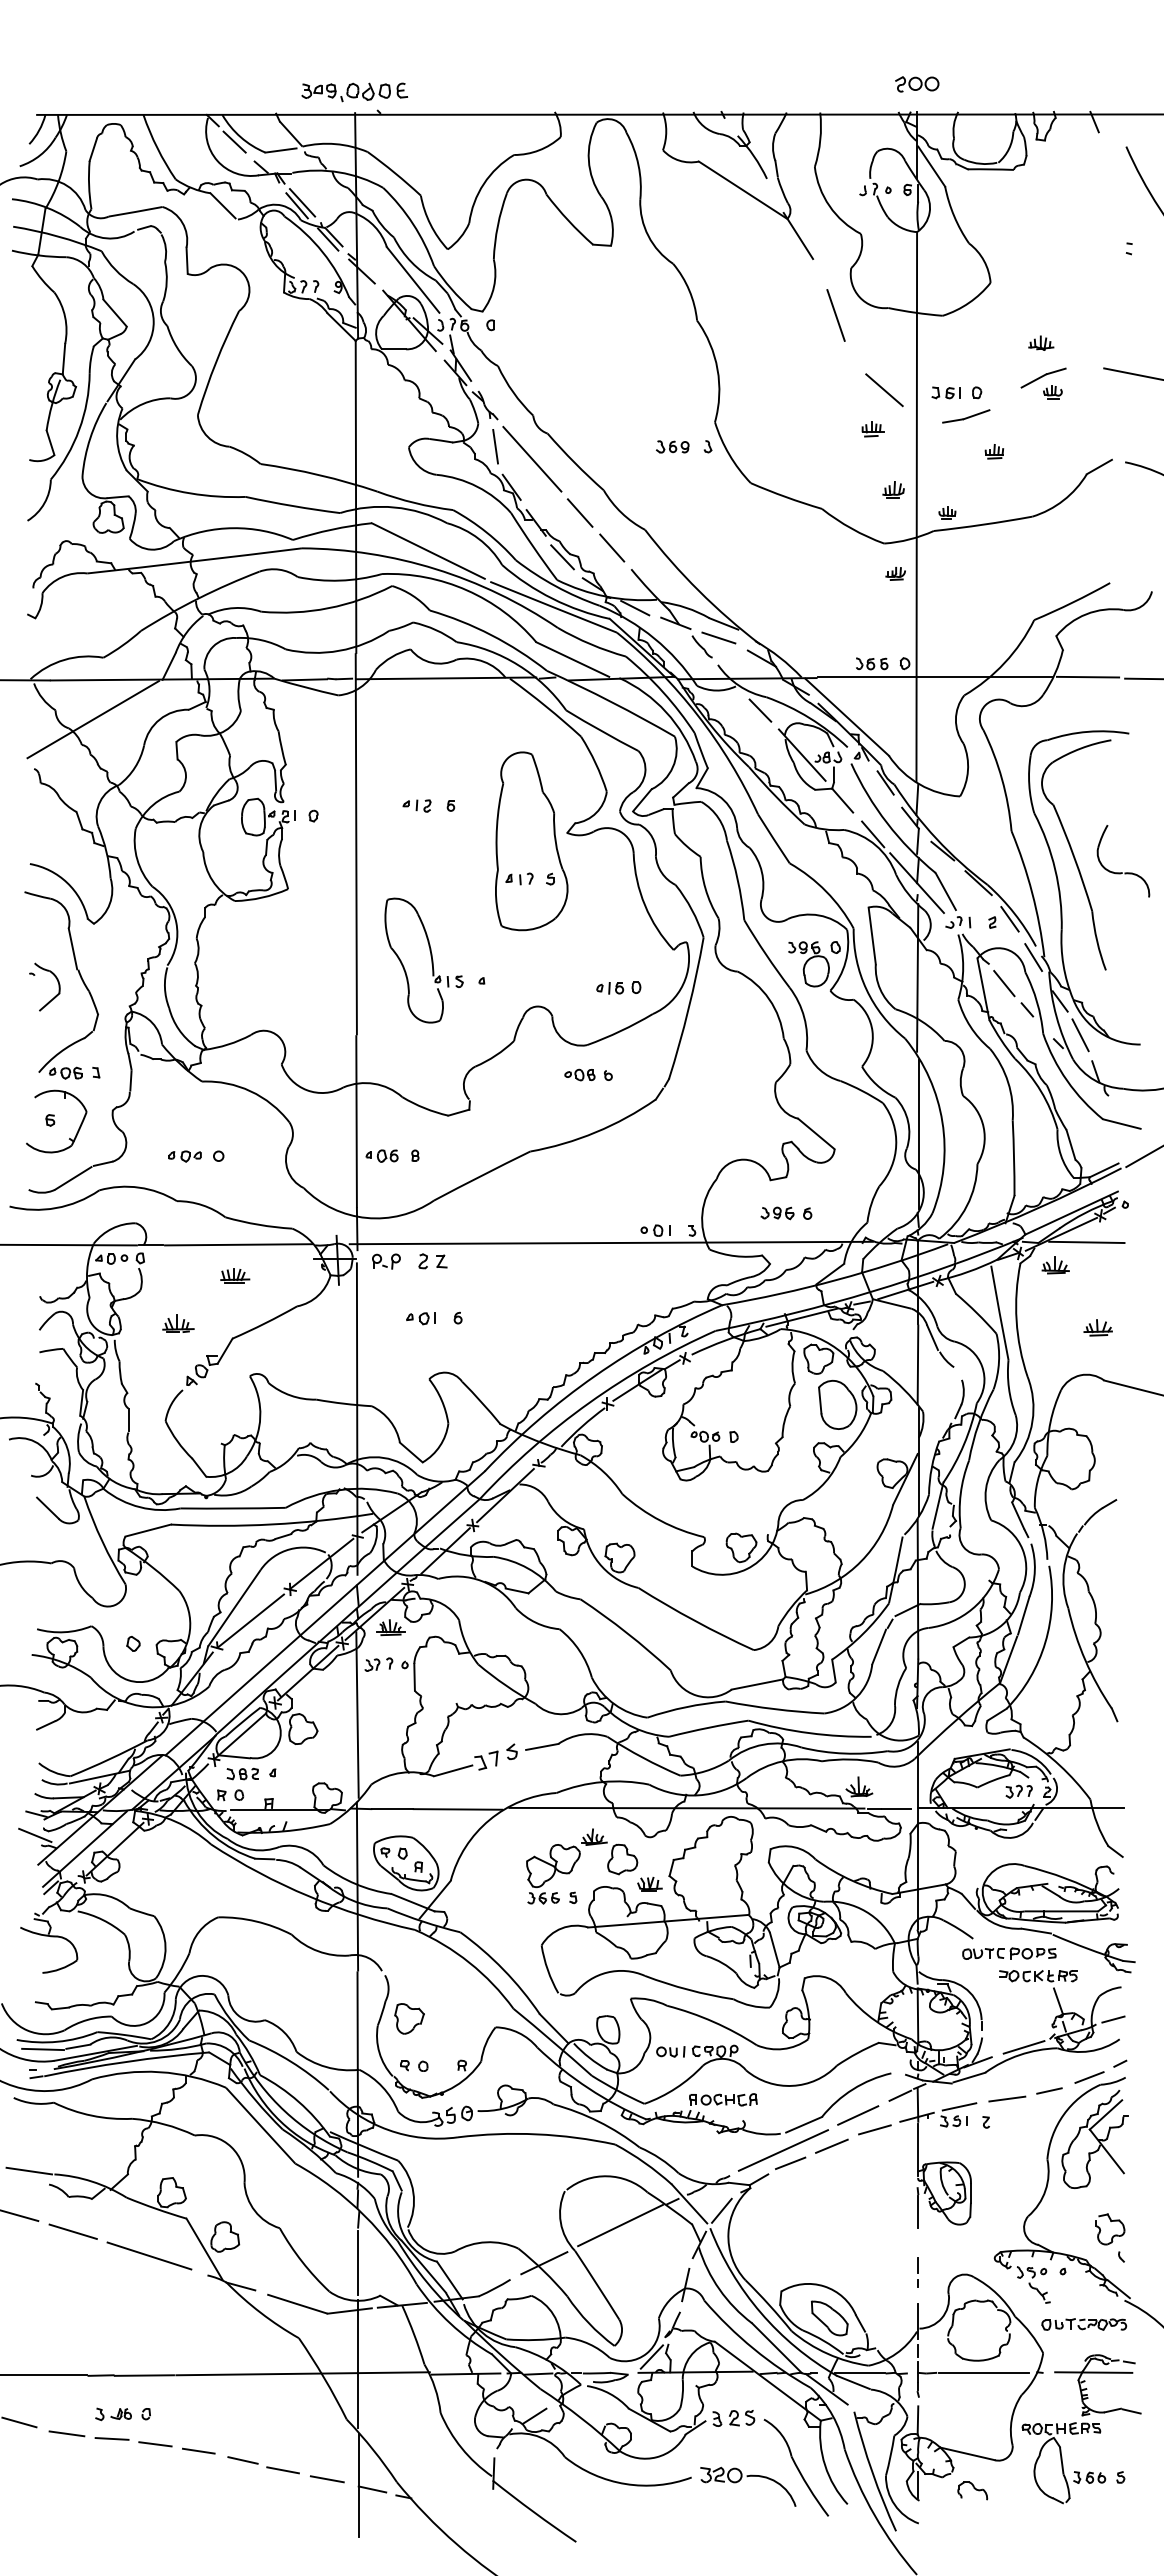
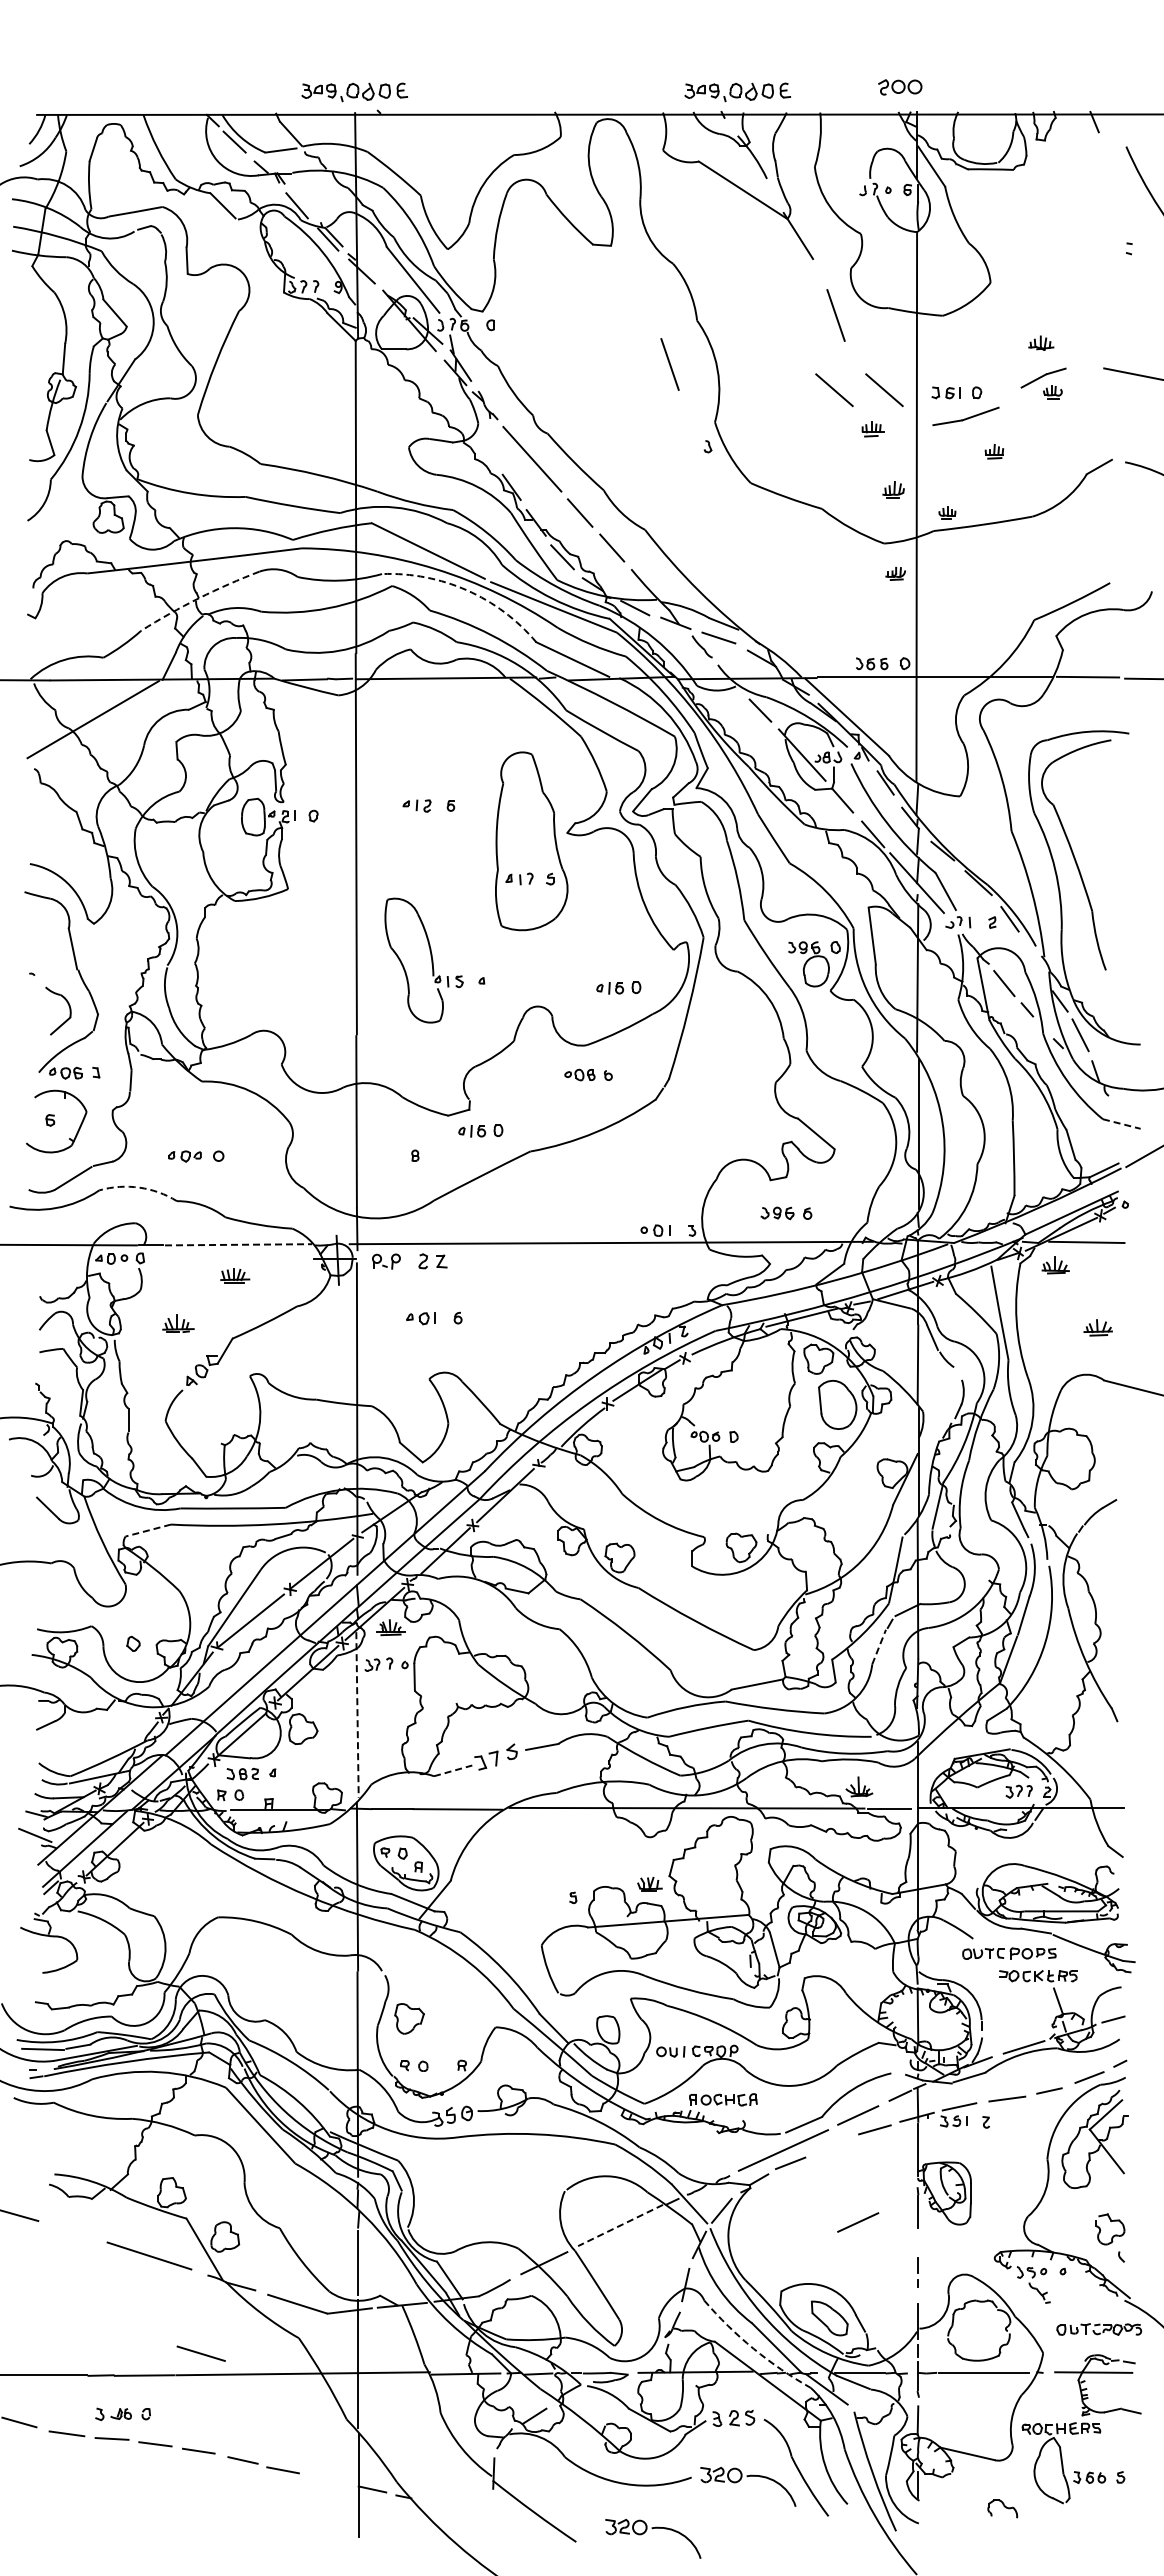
part position: (917, 84) -> (900, 87) (900, 87)
part: none -> present (737, 92)
line: present -> none (302, 202)
line: none -> present (669, 364)
line: none -> present (834, 390)
part size: 49x15 px -> 68x21 px (965, 416)
line: present -> none (495, 446)
part: present -> none (672, 446)
arc: solid -> dashed (467, 590)
arc: solid -> dashed (198, 598)
part: present -> none (1122, 872)
line: present -> none (1033, 957)
part position: (57, 982) -> (68, 1006) (68, 1006)
line: solid -> dashed (1122, 1124)
part: none -> present (480, 1130)
part: present -> none (381, 1155)
arc: solid -> dashed (139, 1187)
line: solid -> dashed (238, 1244)
line: solid -> dashed (147, 1530)
line: solid -> dashed (879, 1647)
line: solid -> dashed (357, 1714)
line: solid -> dashed (453, 1770)
part: present -> none (577, 1861)
line: present -> none (831, 2145)
line: present -> none (29, 2170)
line: none -> present (858, 2222)
line: solid -> dashed (620, 2225)
line position: (72, 2231) -> (200, 2353) (200, 2353)
part position: (1084, 2324) -> (1099, 2329) (1099, 2329)
arc: solid -> dashed (753, 2348)
line: present -> none (651, 2356)
line: present -> none (326, 2479)
part position: (972, 2490) -> (1002, 2508) (1002, 2508)
part: none -> present (652, 2529)
